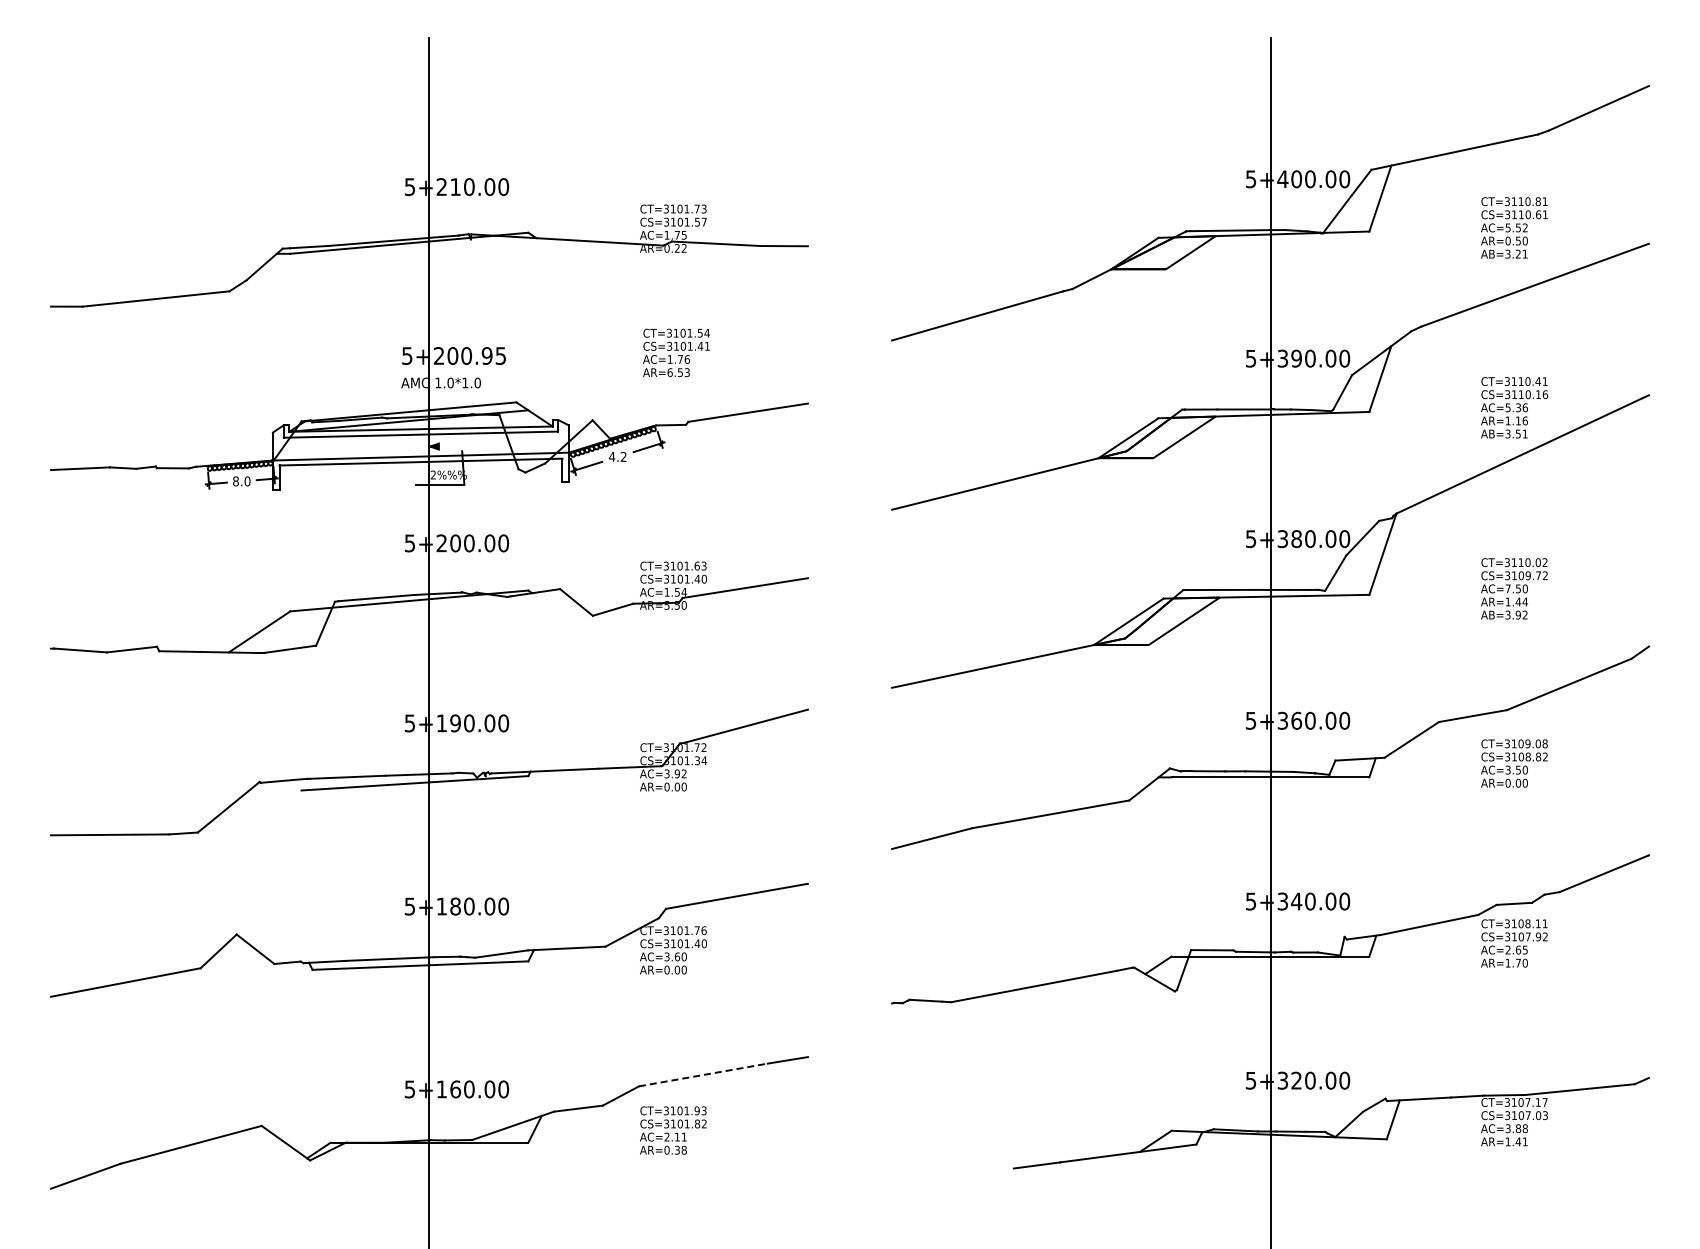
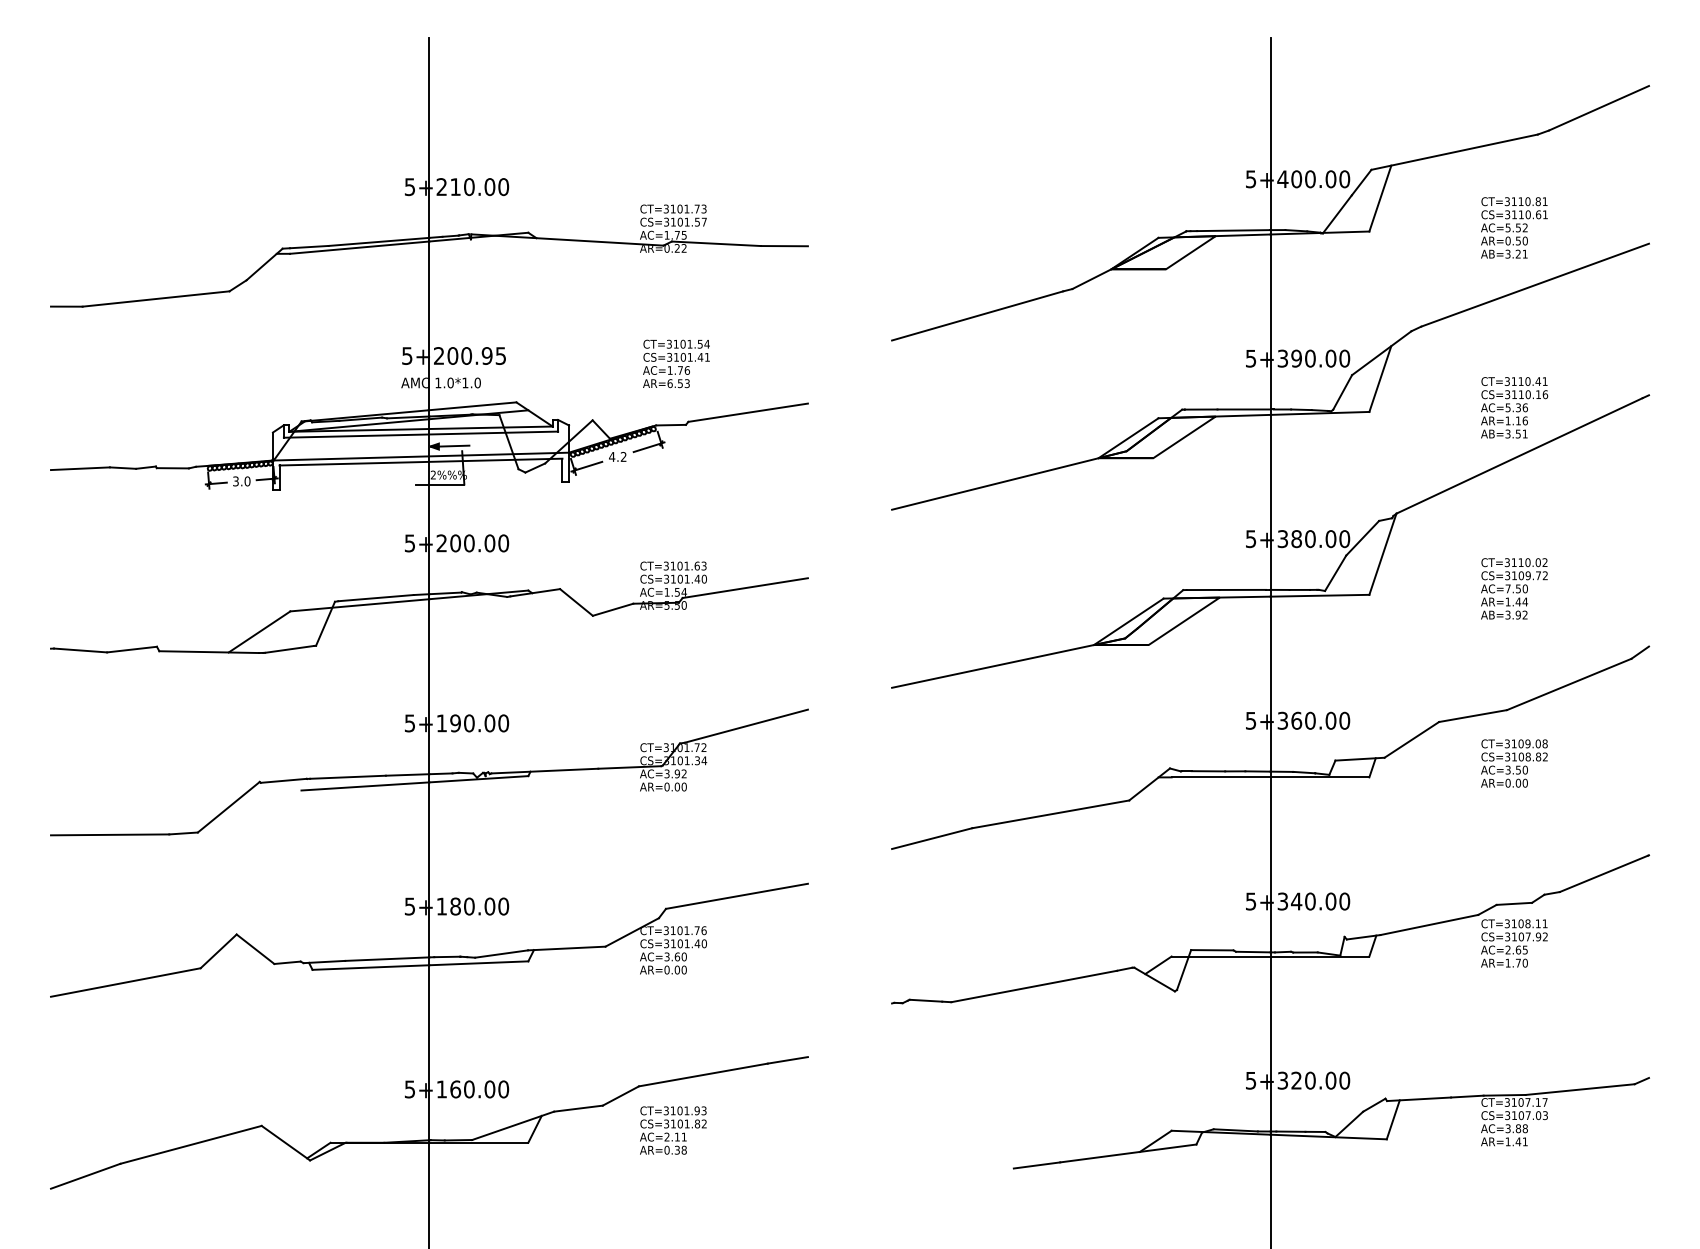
text position: (676, 352) -> (676, 363) (676, 363)
line: none -> present (453, 445)
text: 8.0 -> 3.0 (235, 481)
line: dashed -> solid (703, 1074)
